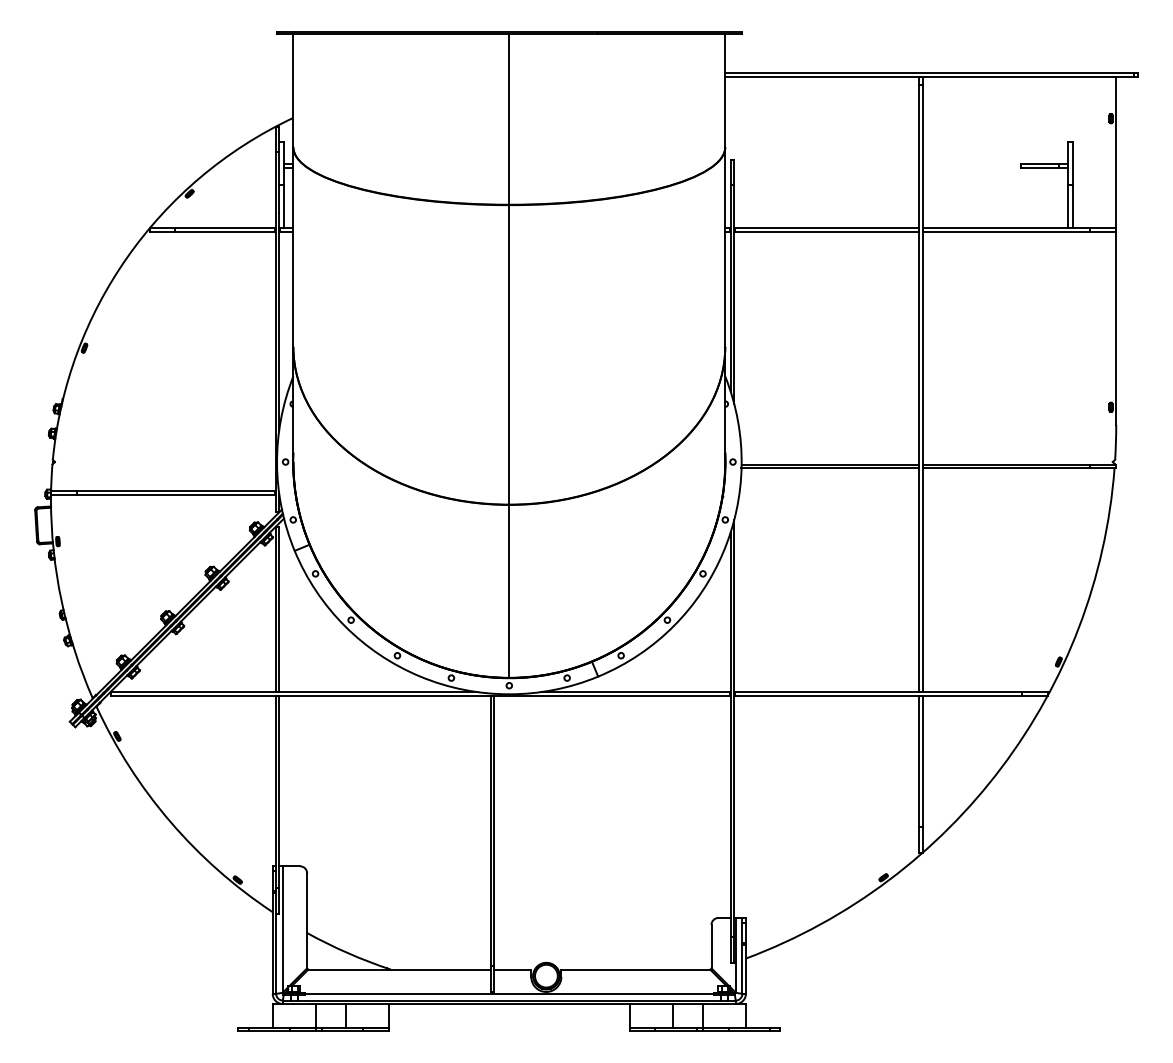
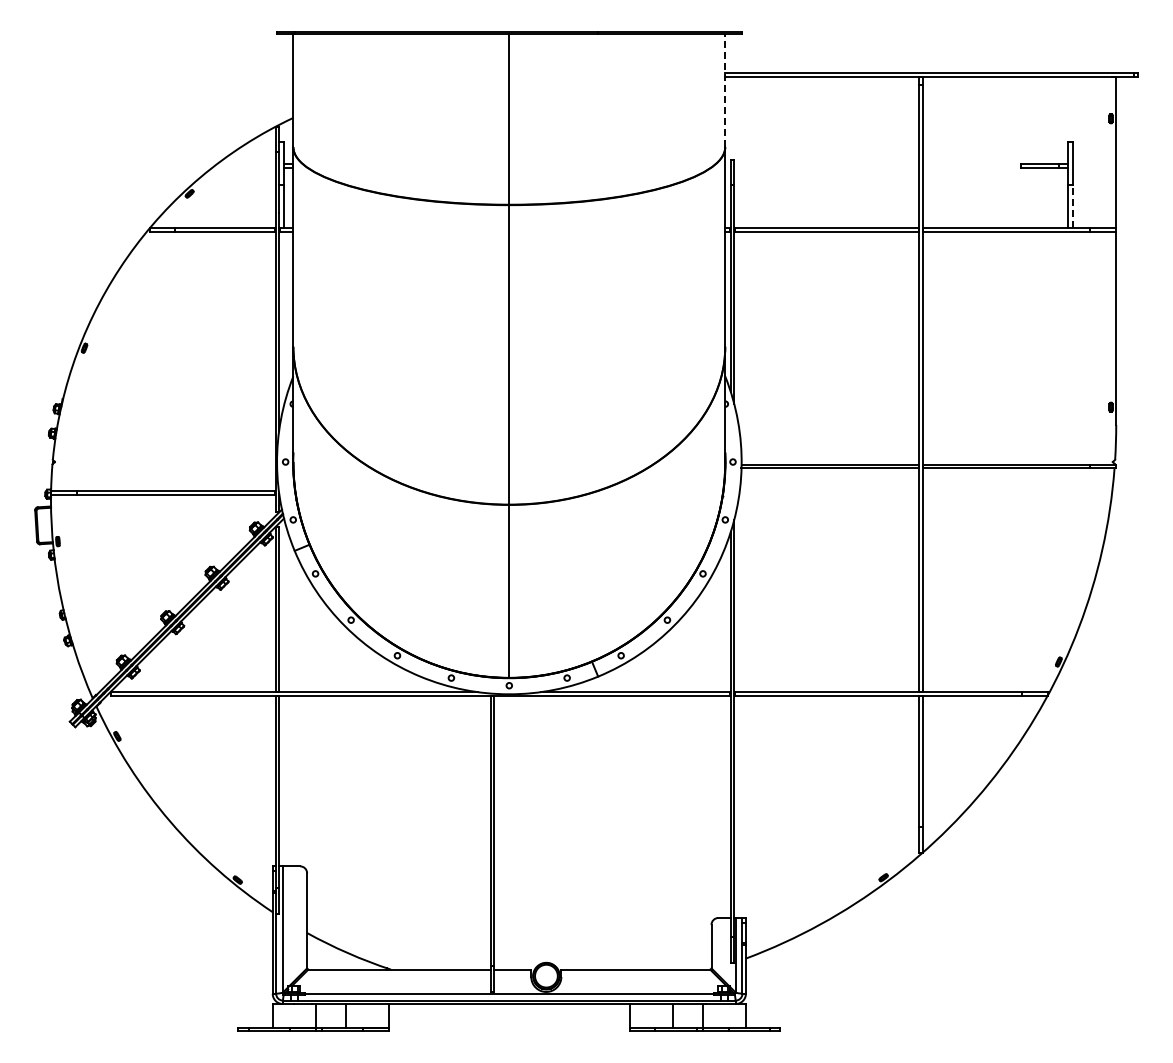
line: solid -> dashed (725, 90)
line: solid -> dashed (1073, 206)
